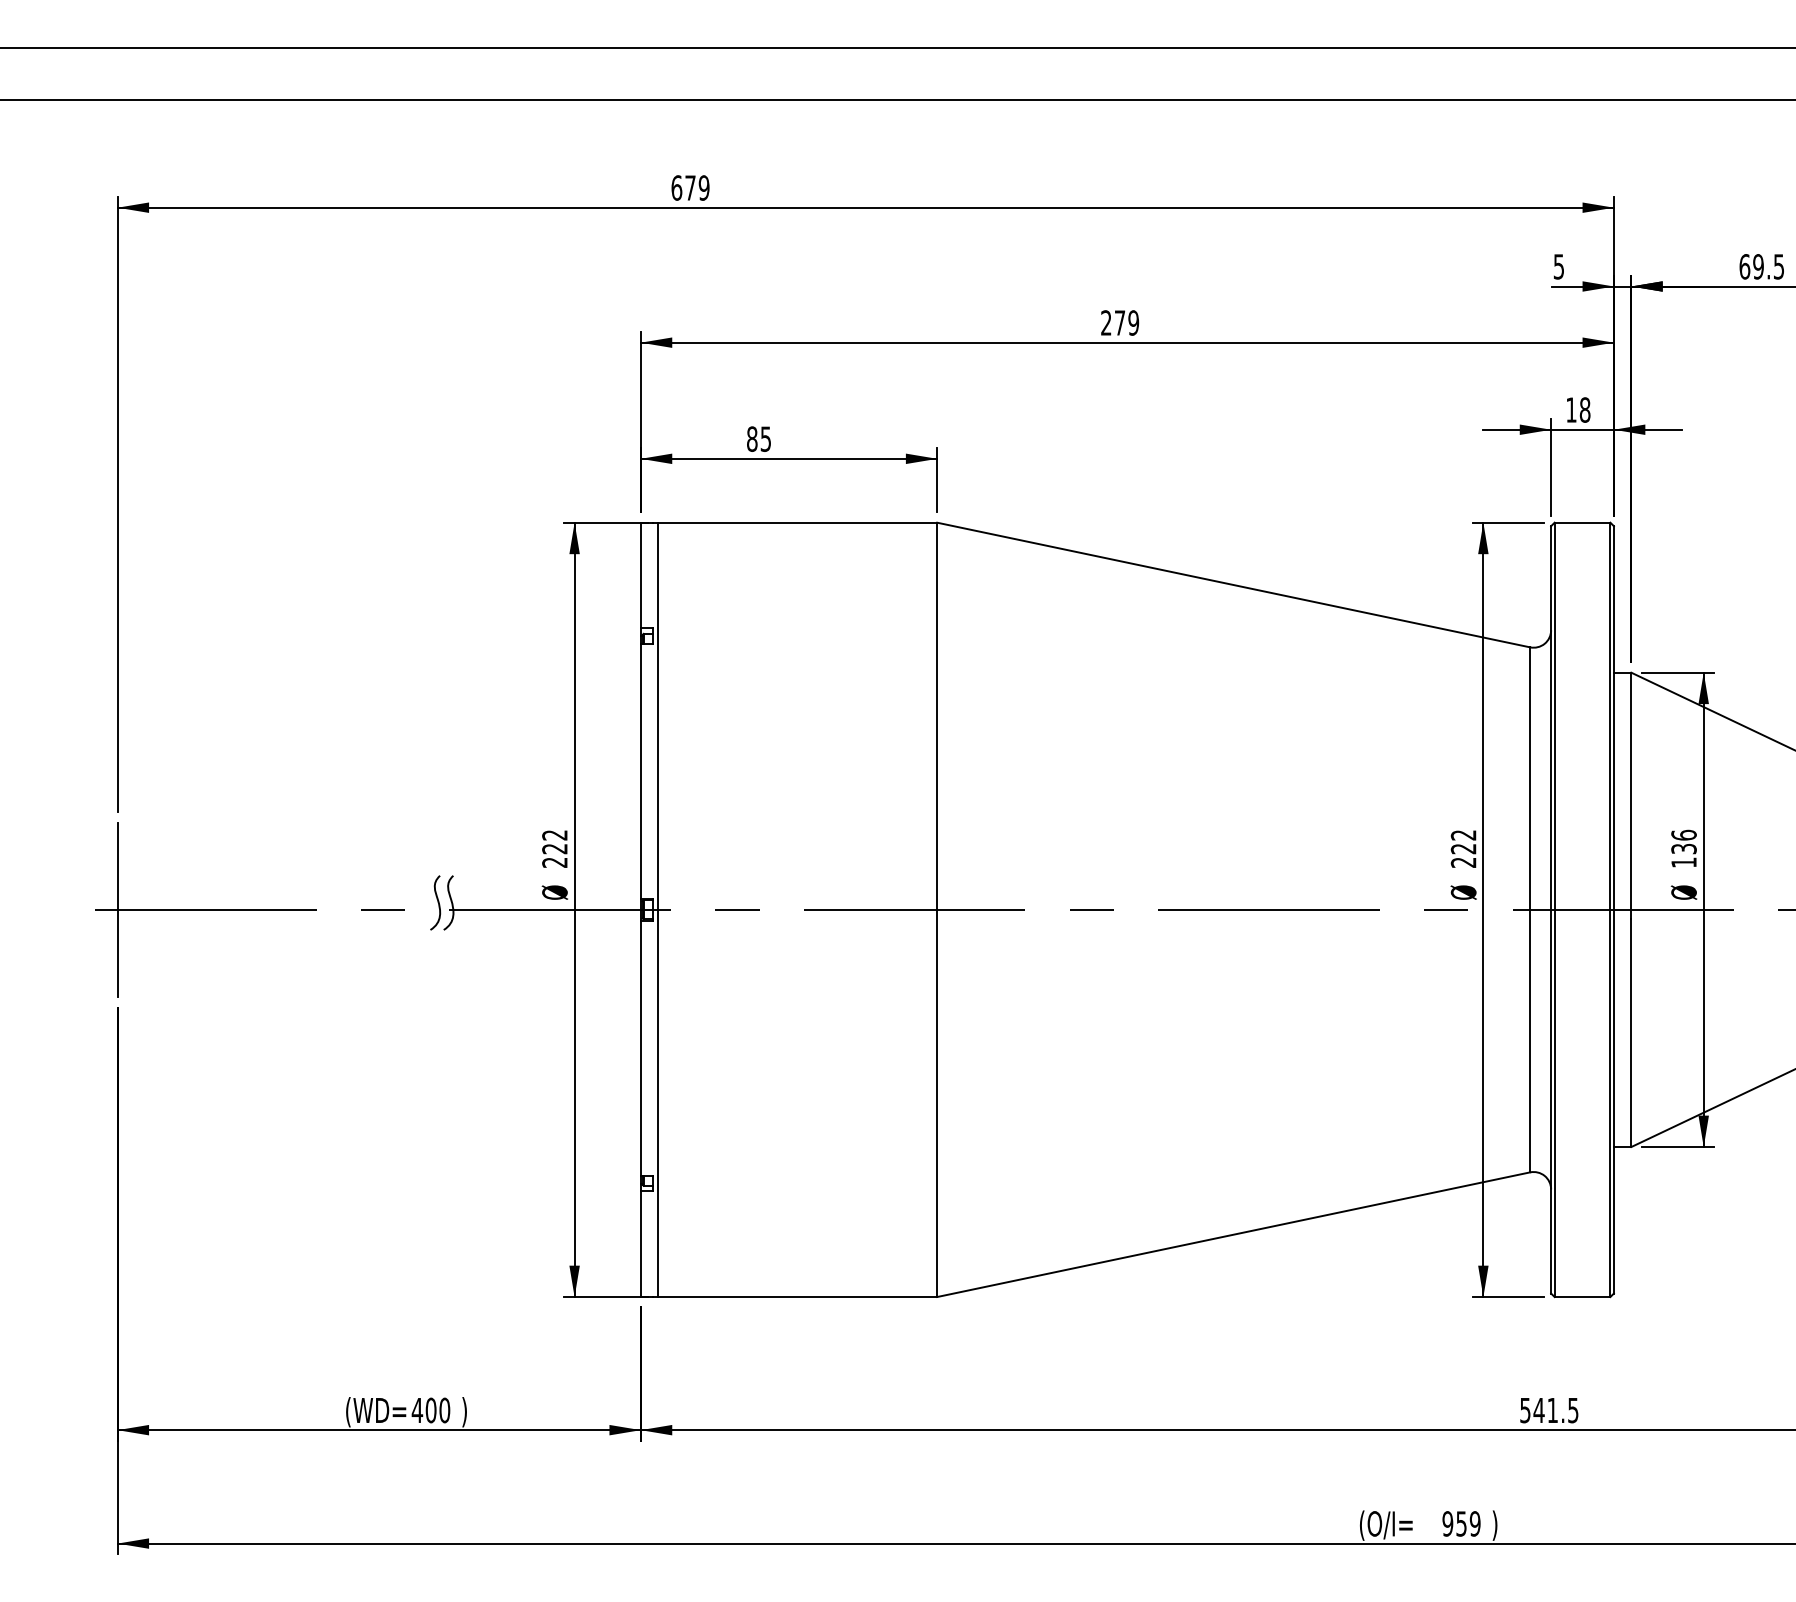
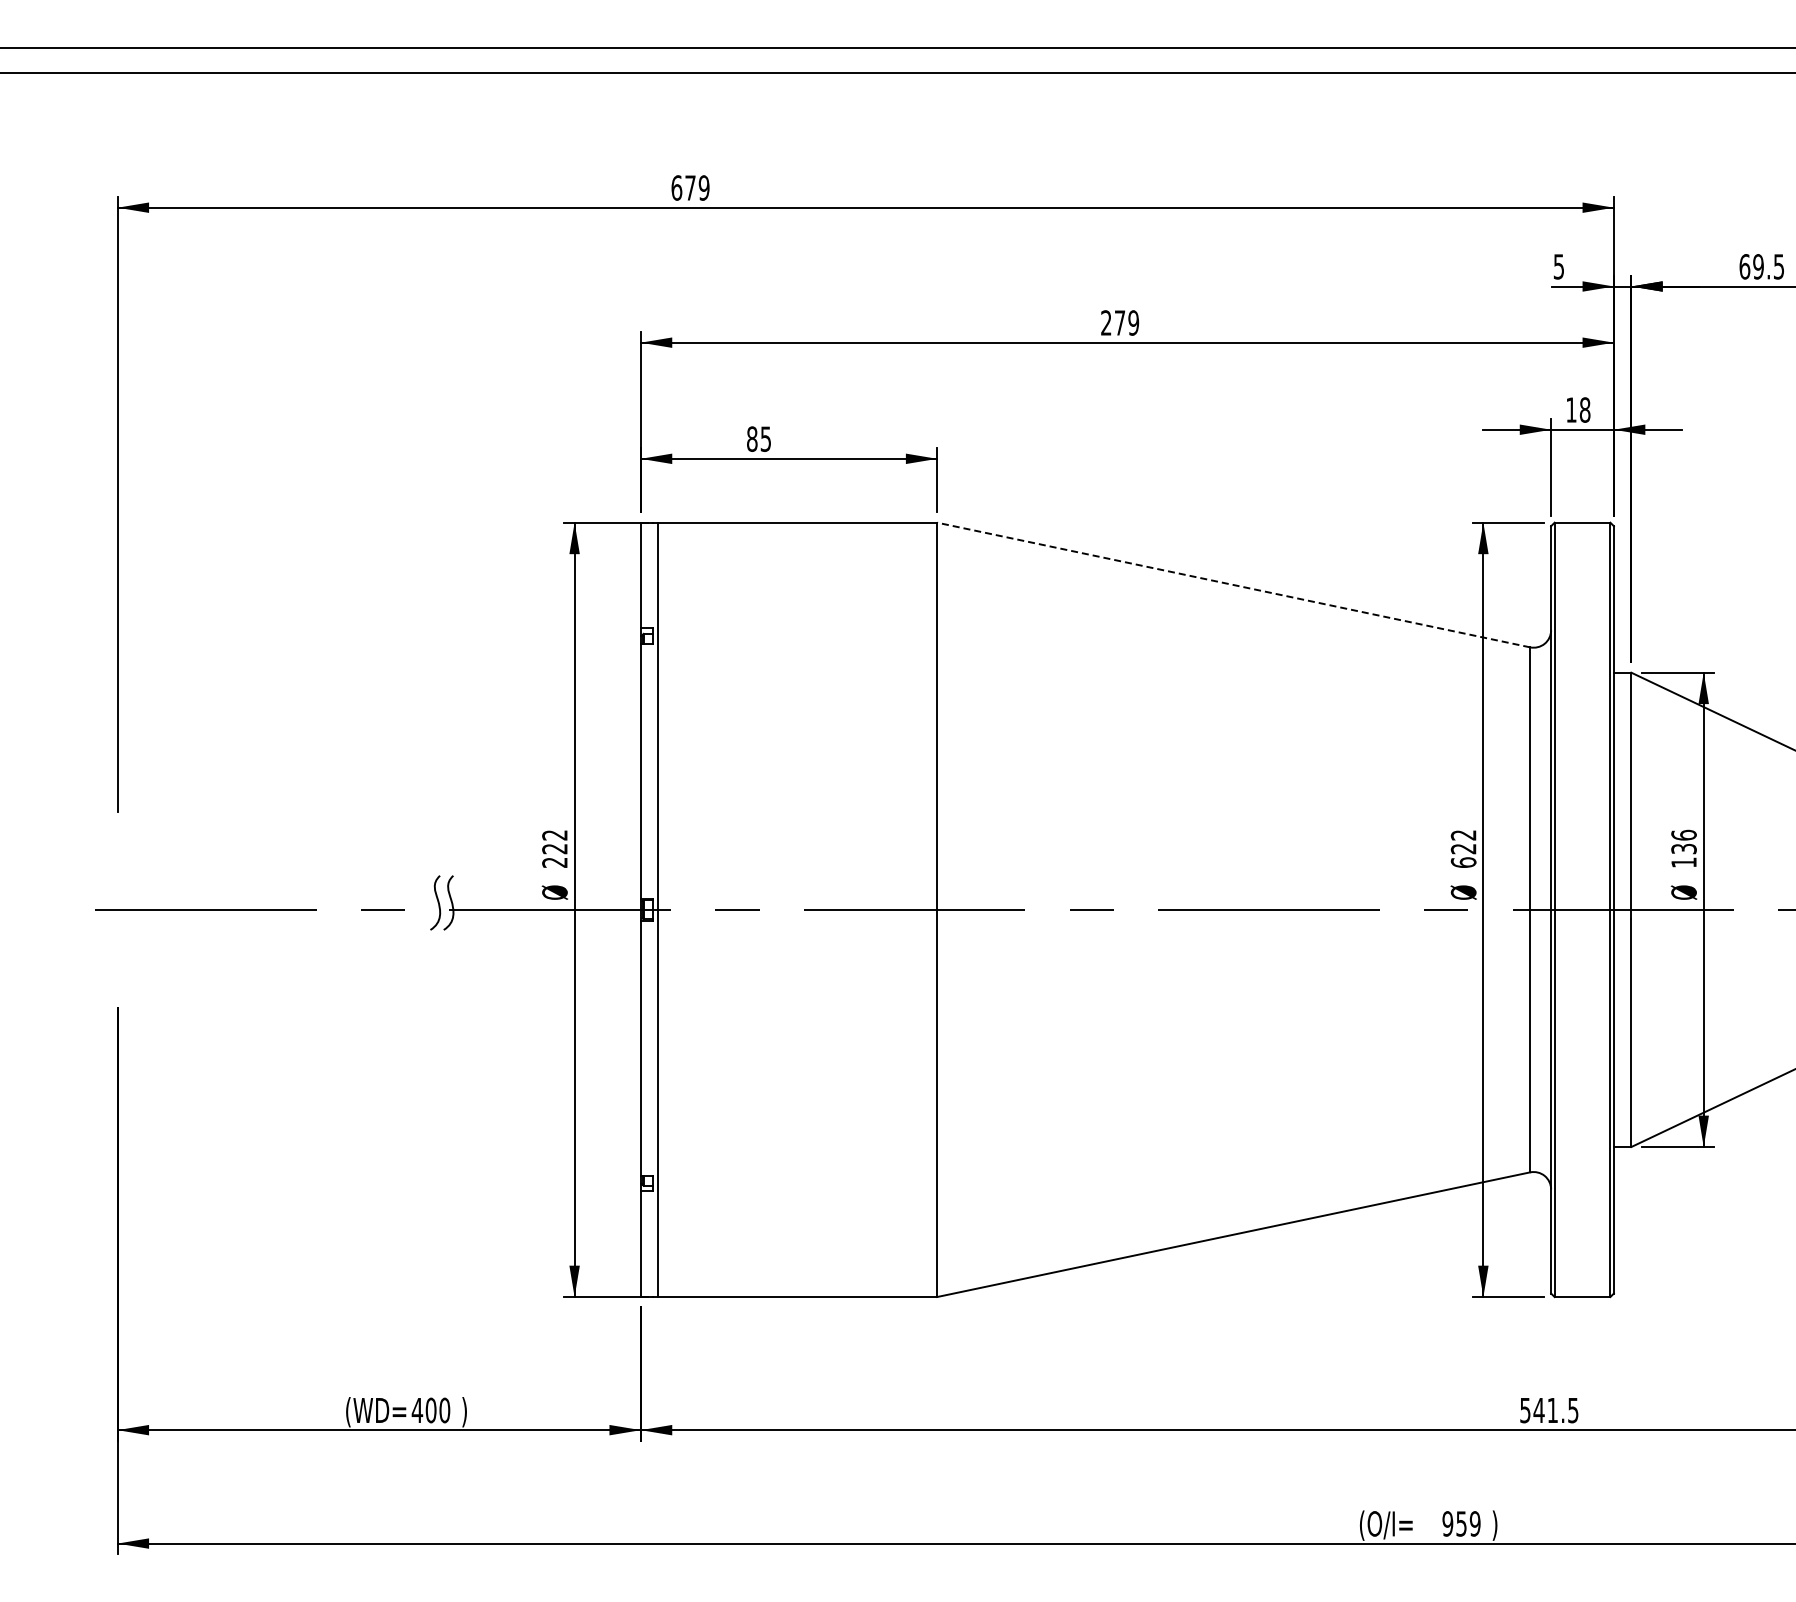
line position: (897, 100) -> (897, 73) (897, 73)
line: solid -> dashed (1233, 585)
text: 222 -> 622 (1463, 862)
line: present -> none (117, 909)
